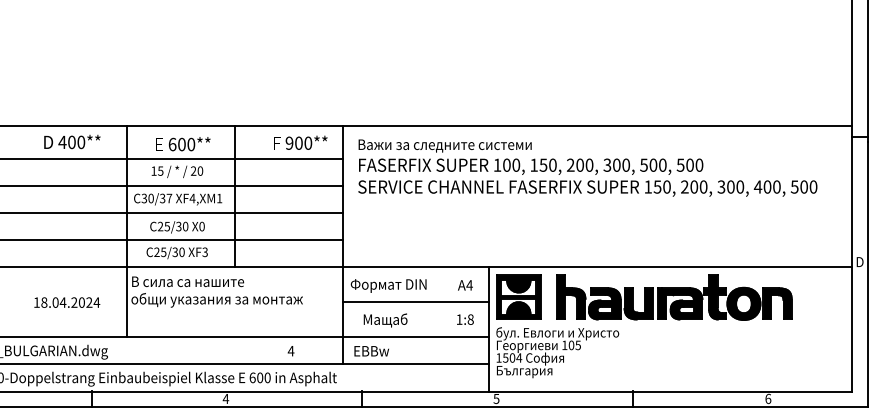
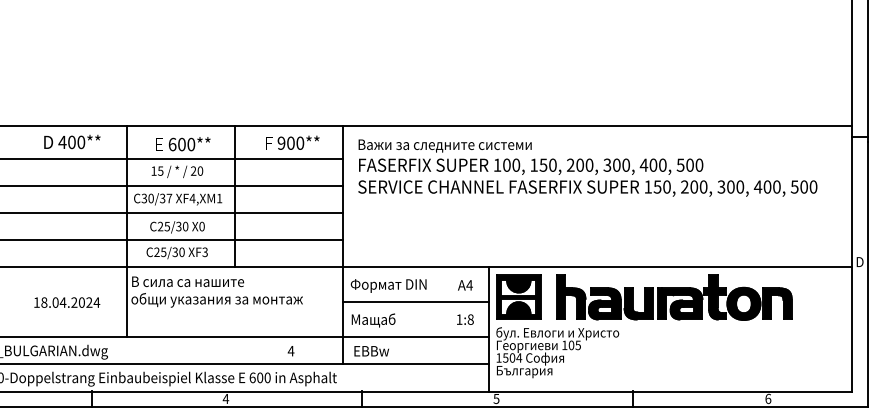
text position: (300, 142) -> (292, 142) (292, 142)
text: 500, -> 400, (643, 164)
text position: (385, 320) -> (373, 320) (373, 320)
